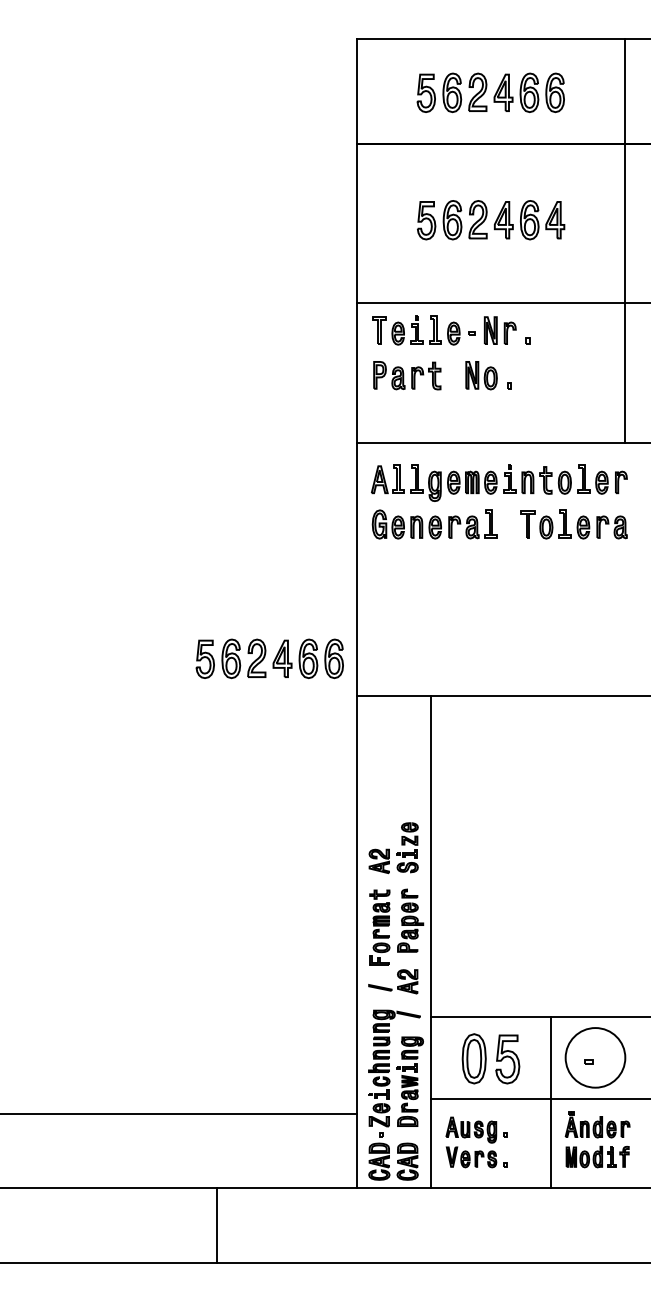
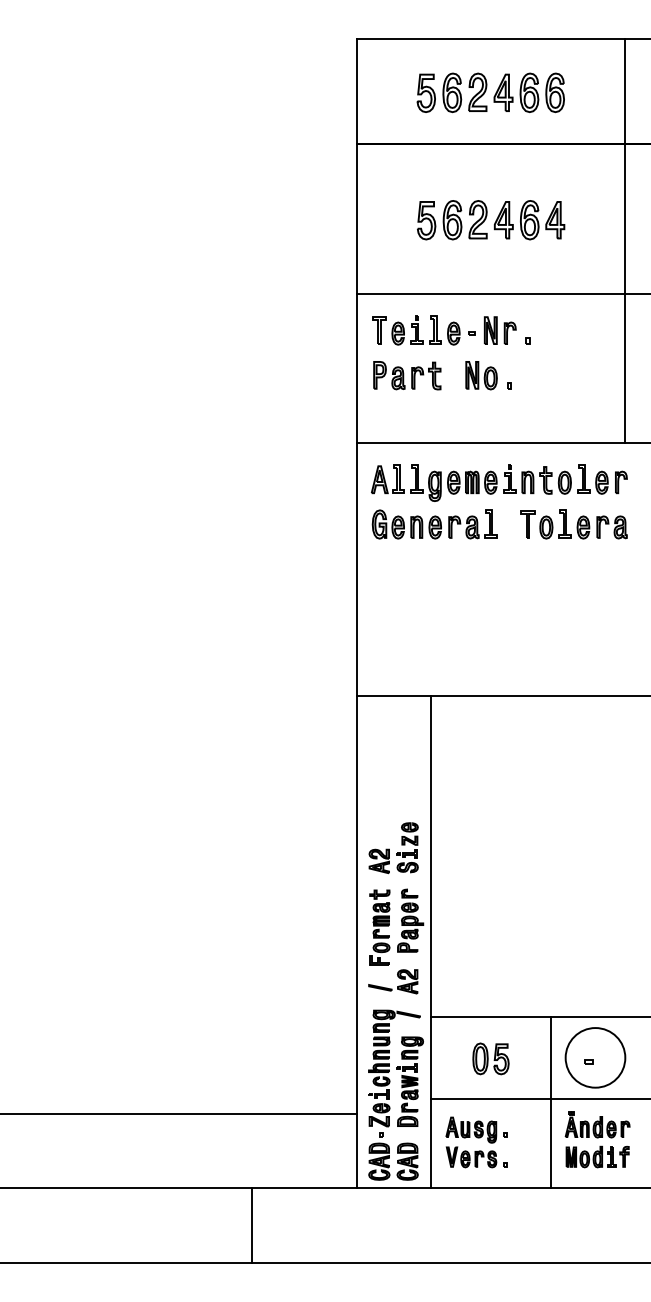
line position: (501, 302) -> (501, 293) (501, 293)
part: present -> none (269, 658)
part size: 60x52 px -> 38x34 px (490, 1058)
line position: (217, 1225) -> (252, 1225) (252, 1225)
